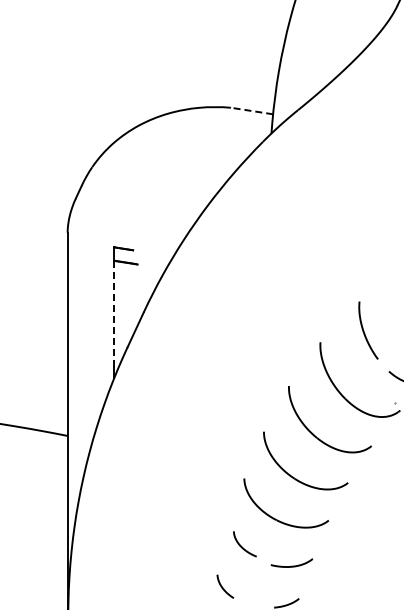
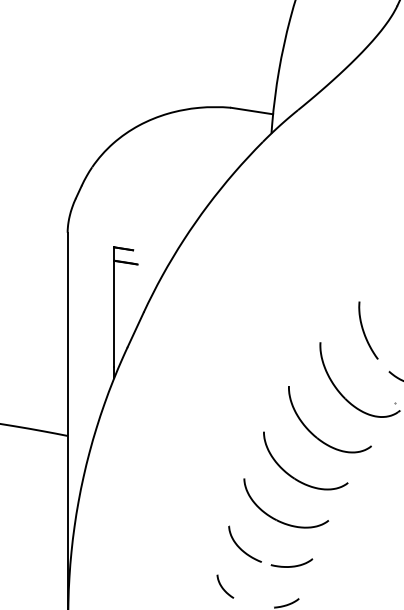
line: dashed -> solid (251, 110)
line: dashed -> solid (114, 313)
part size: 24x27 px -> 34x38 px (244, 543)
